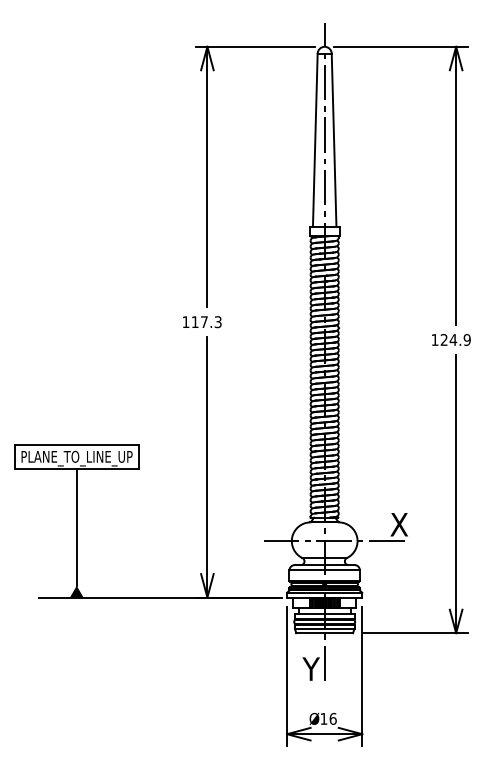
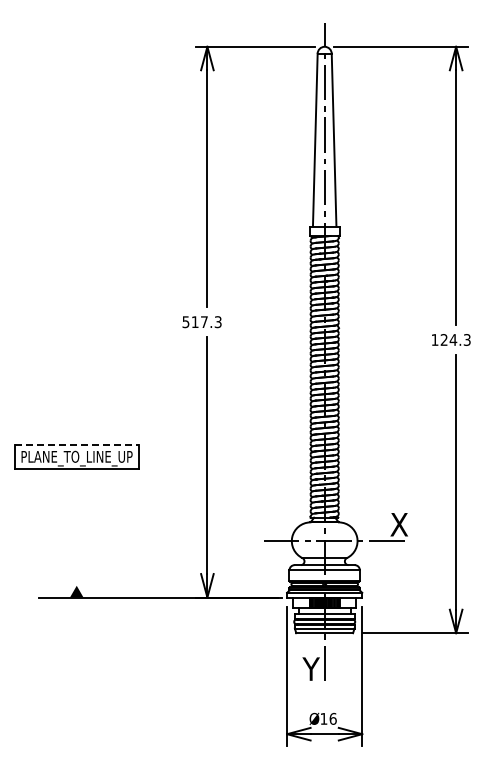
text: 117.3 -> 517.3 (185, 322)
text: 124.9 -> 124.3 (466, 339)
line: solid -> dashed (77, 445)
line: present -> none (76, 526)
